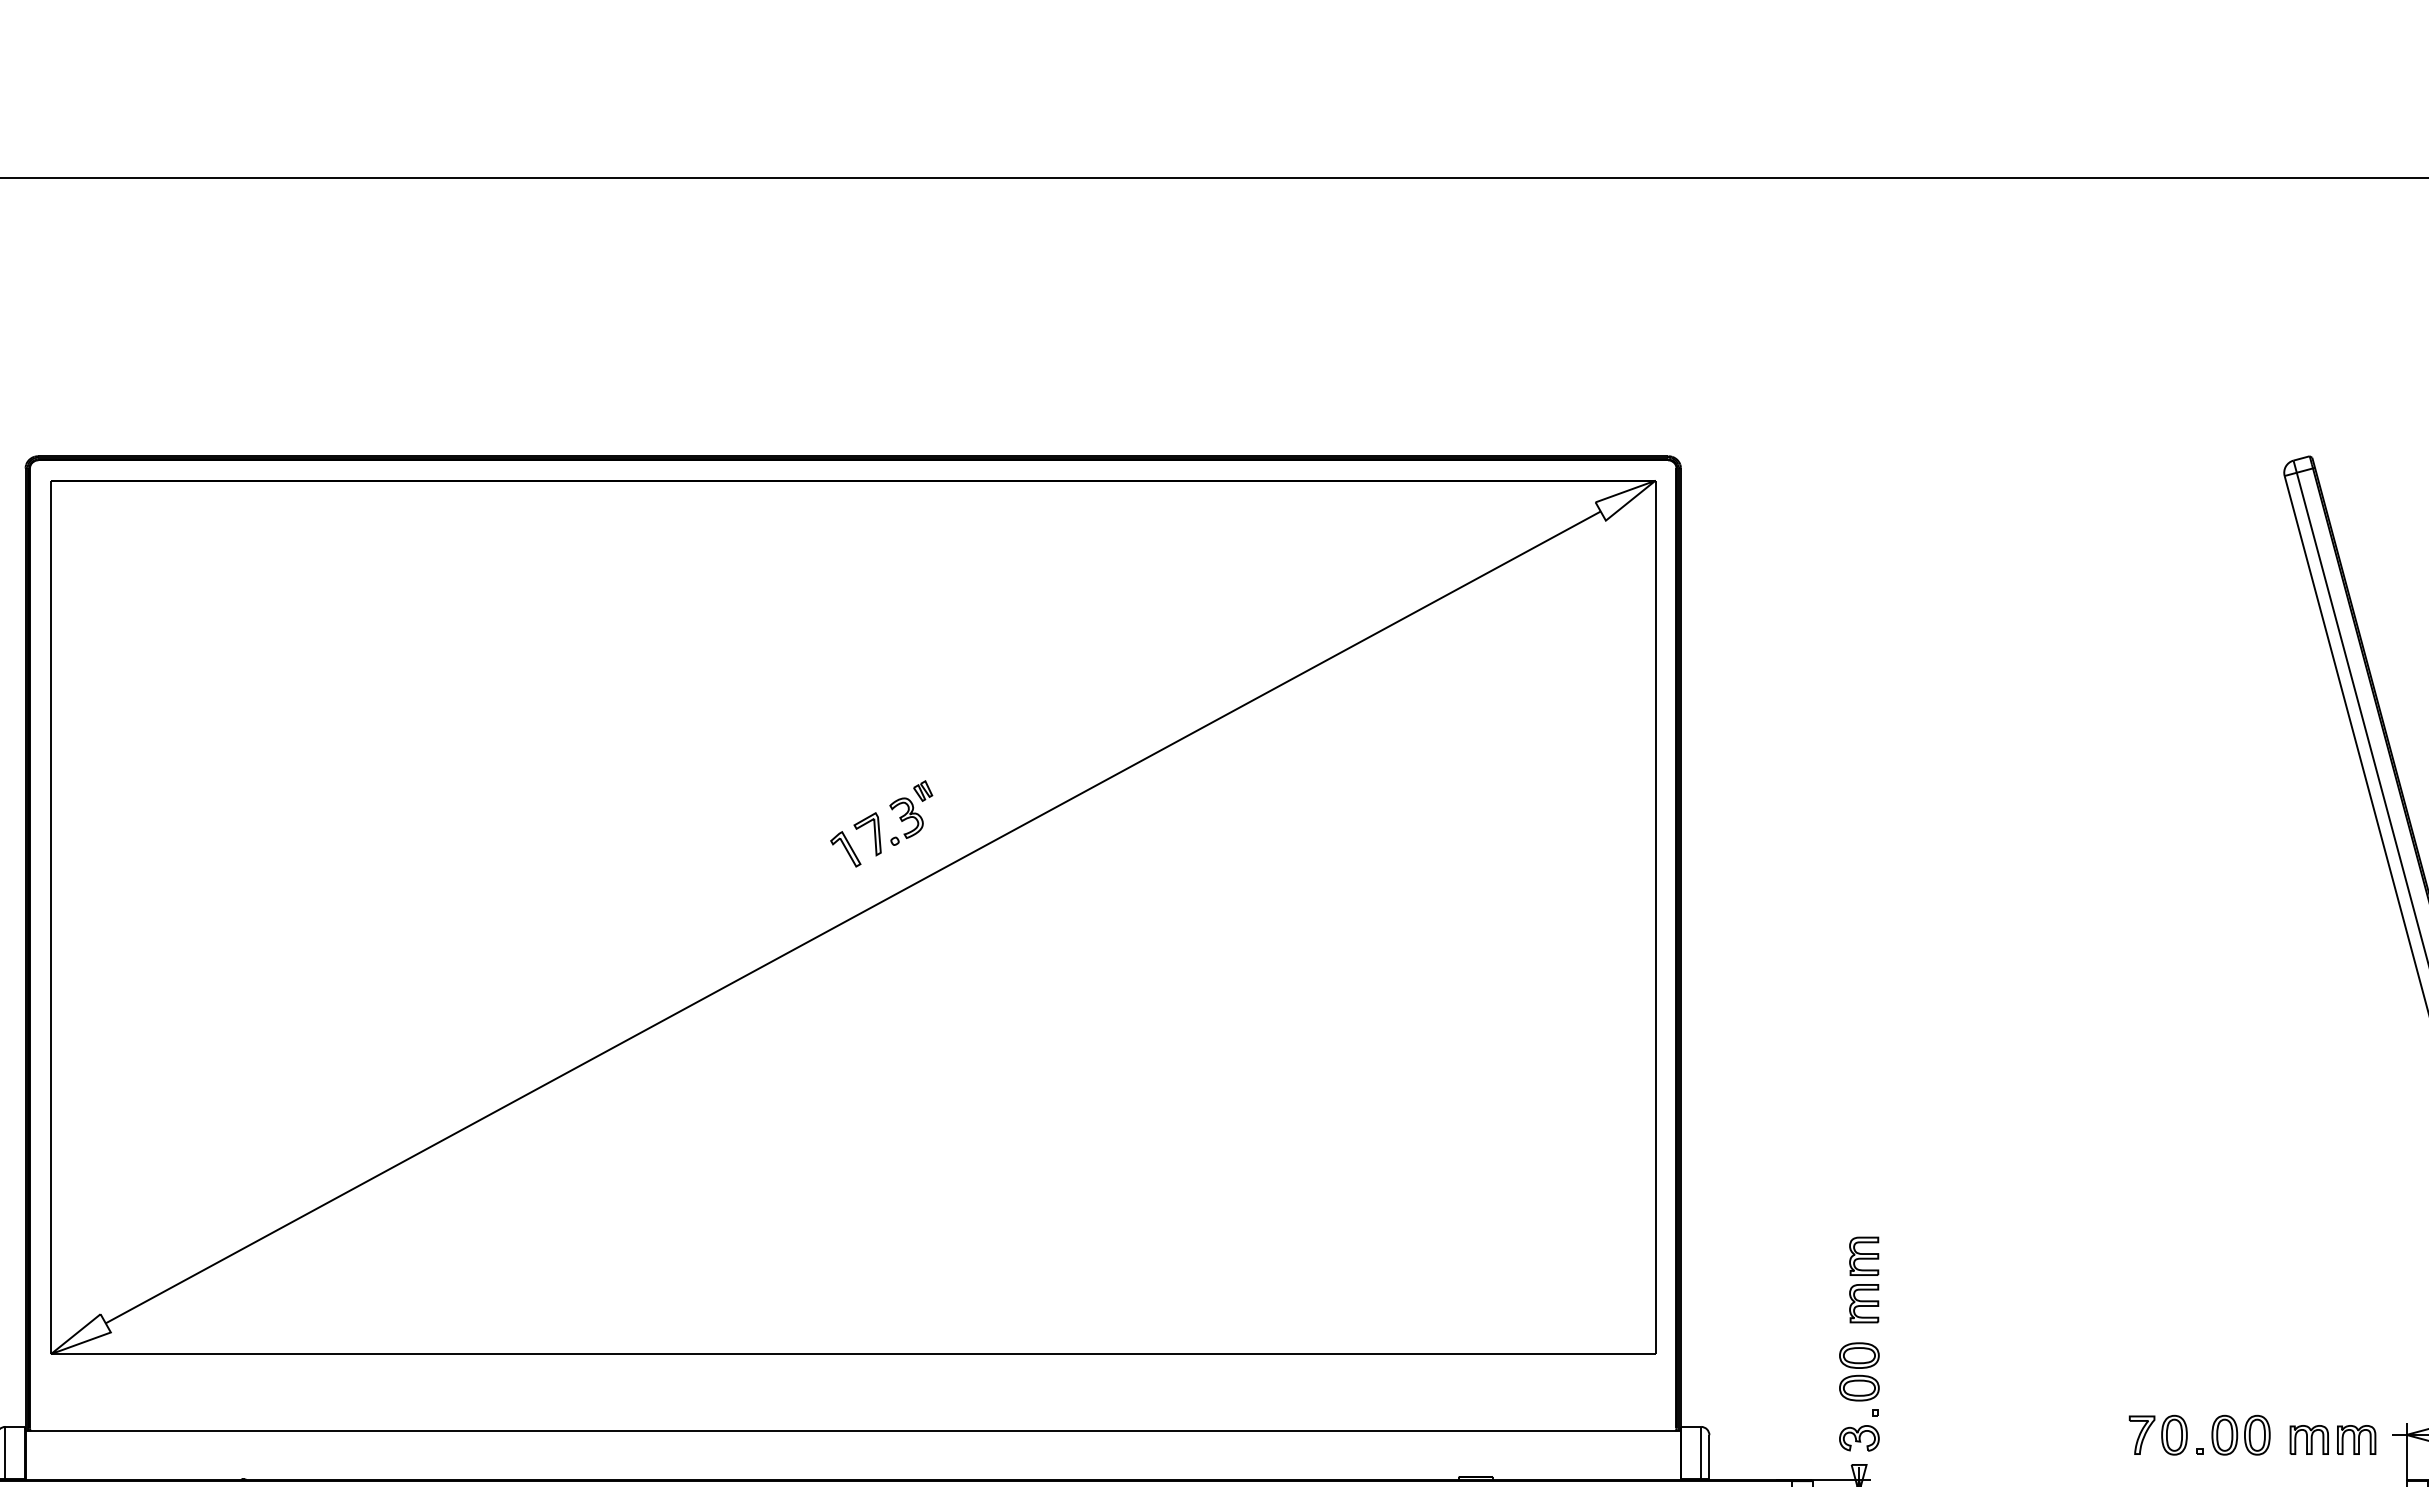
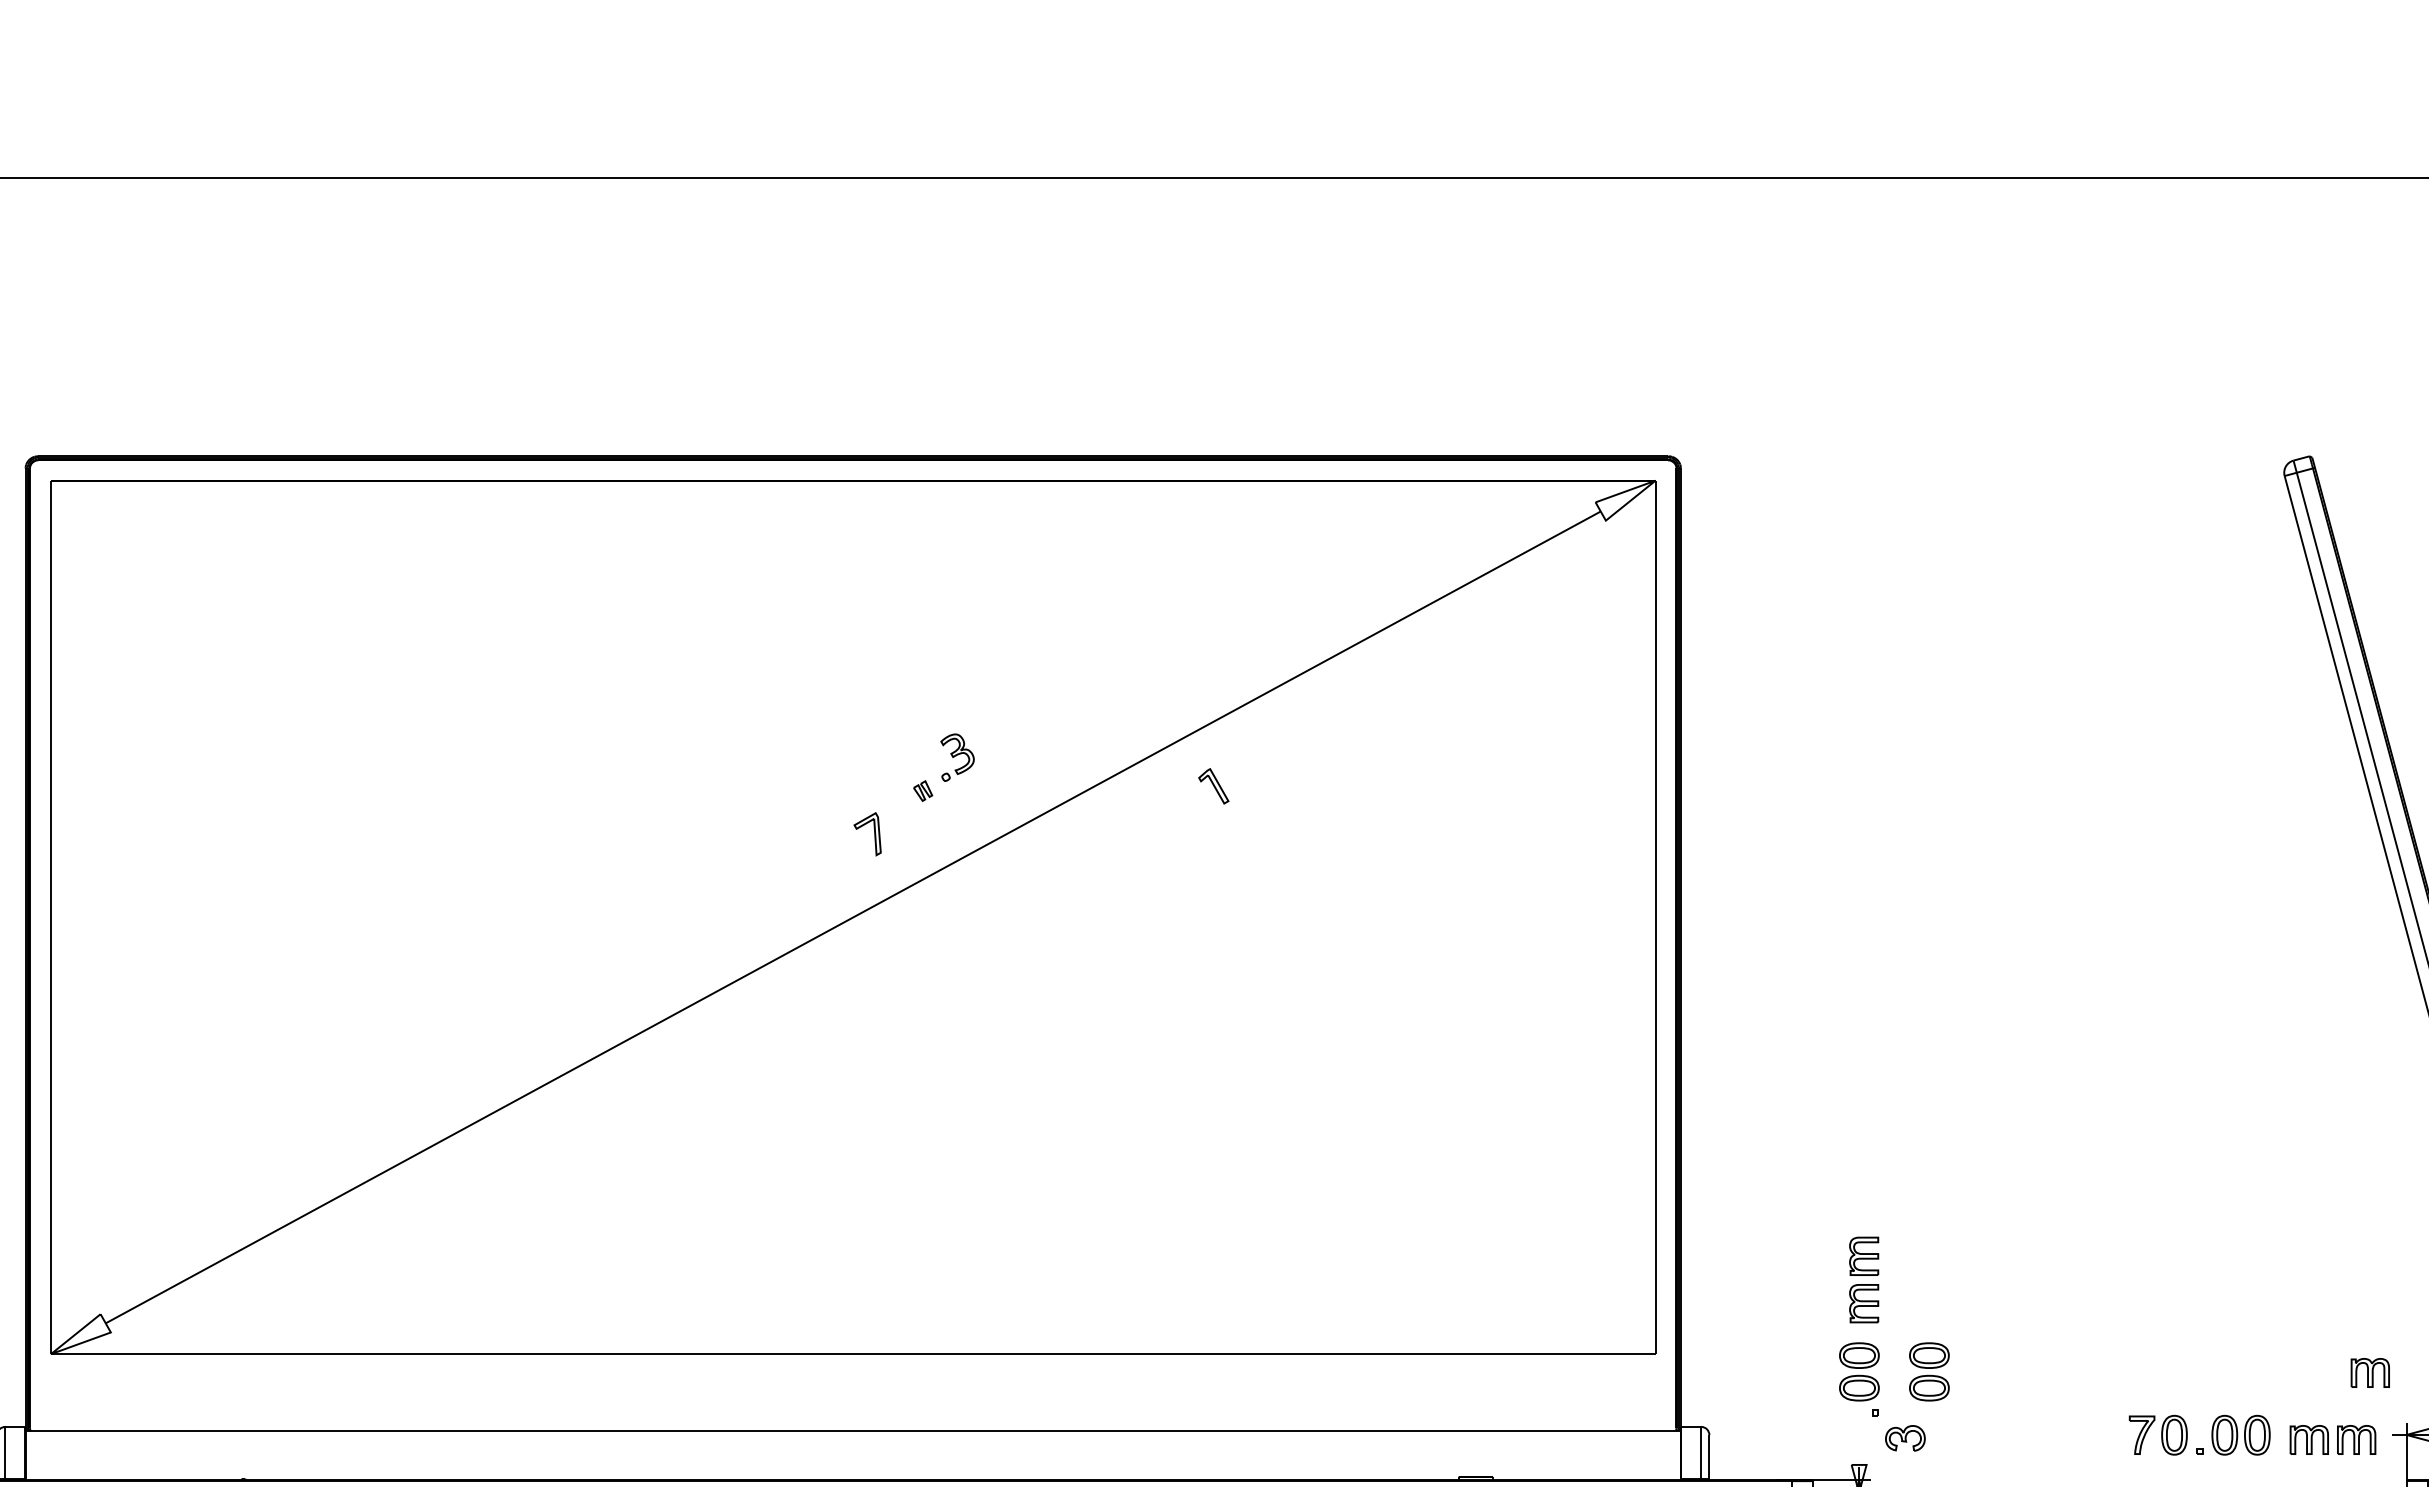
part position: (906, 821) -> (957, 757) (957, 757)
part position: (845, 849) -> (1213, 786) (1213, 786)
part: none -> present (1929, 1371)
part: none -> present (2369, 1372)
part position: (1859, 1438) -> (1905, 1438) (1905, 1438)
